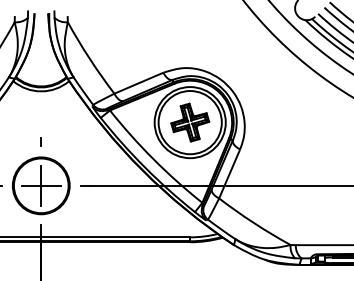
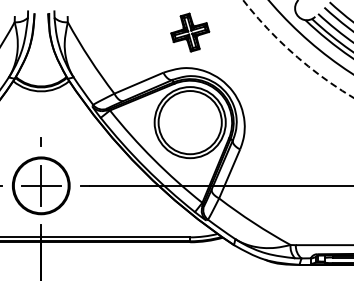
arc: solid -> dashed (294, 54)
part position: (190, 122) -> (190, 32) (190, 32)
